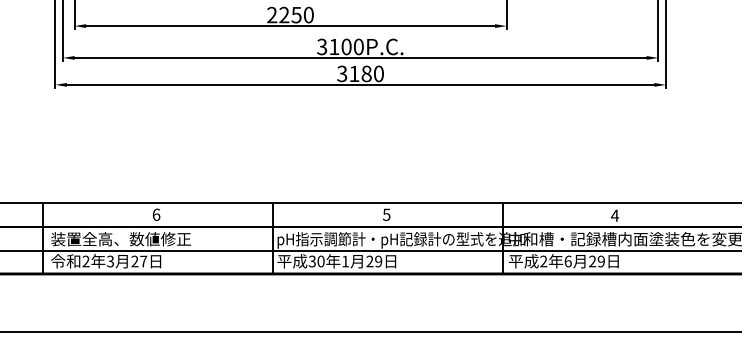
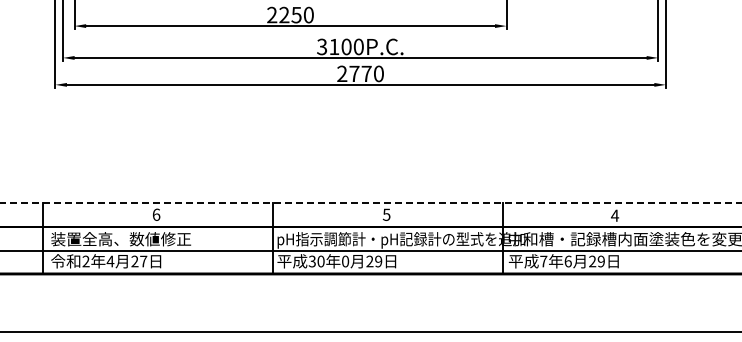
text: 3180 -> 2770 (354, 73)
line: solid -> dashed (370, 202)
text: 3 -> 4 (110, 261)
text: 1 -> 0 (345, 261)
text: 2 -> 7 (543, 261)
